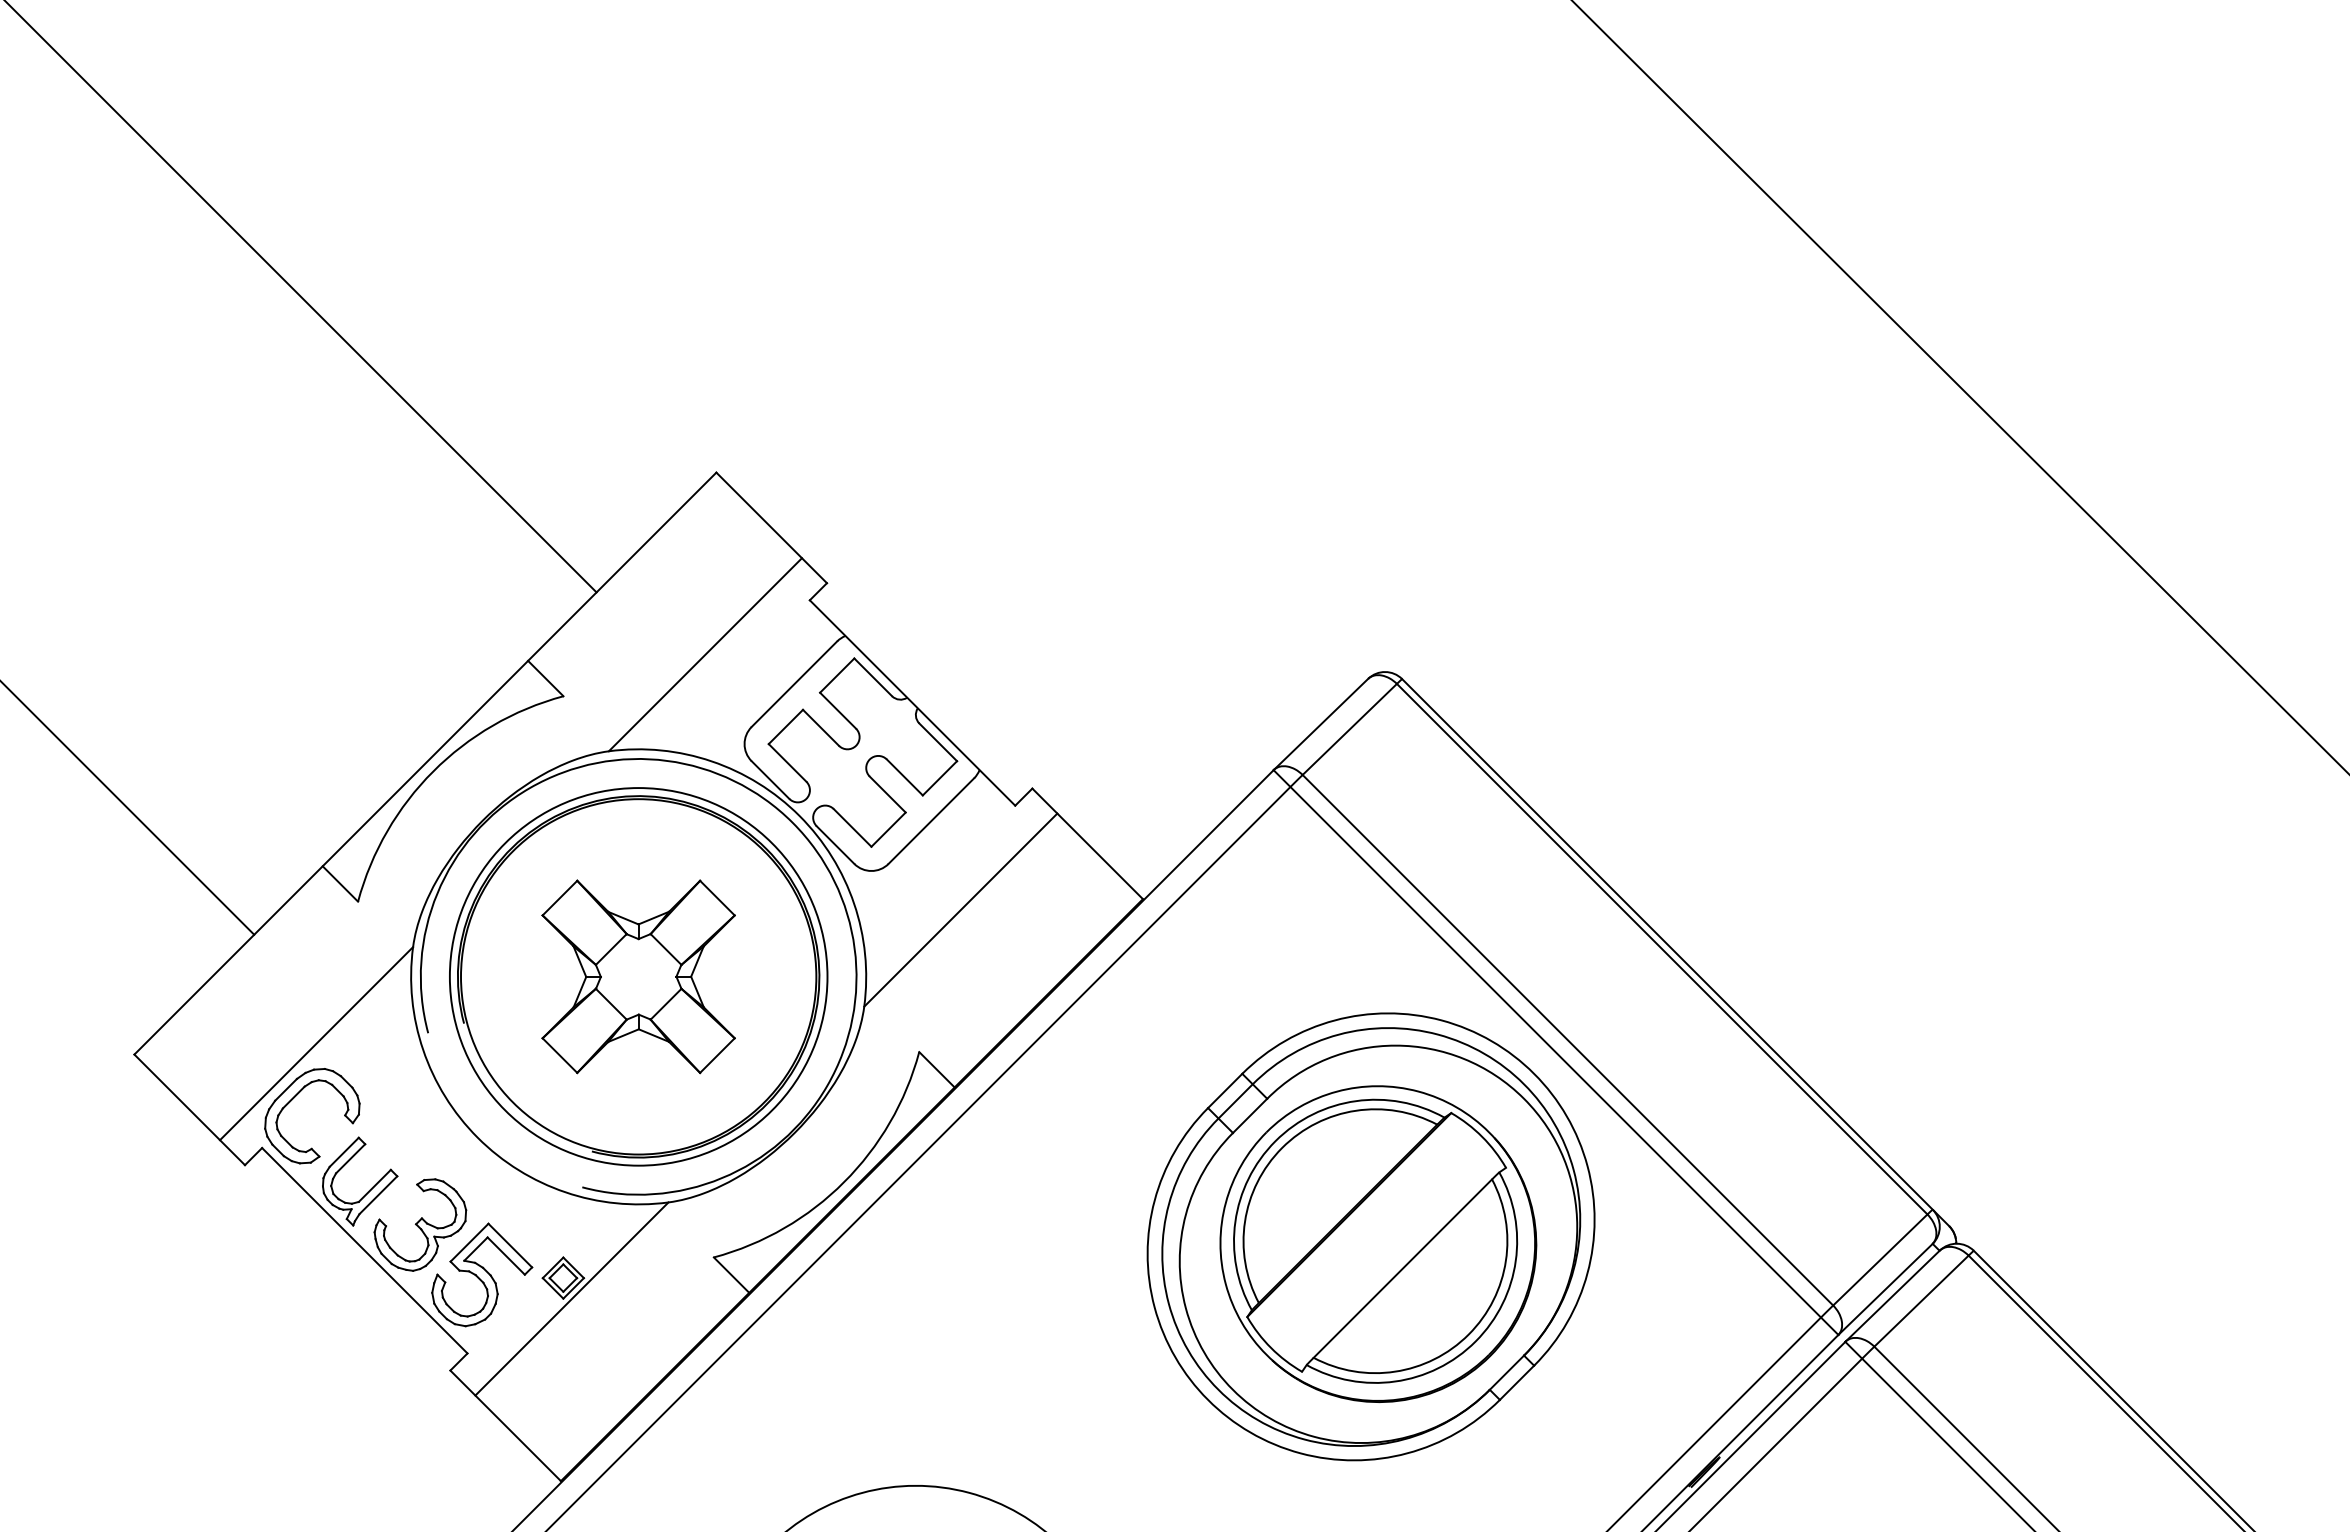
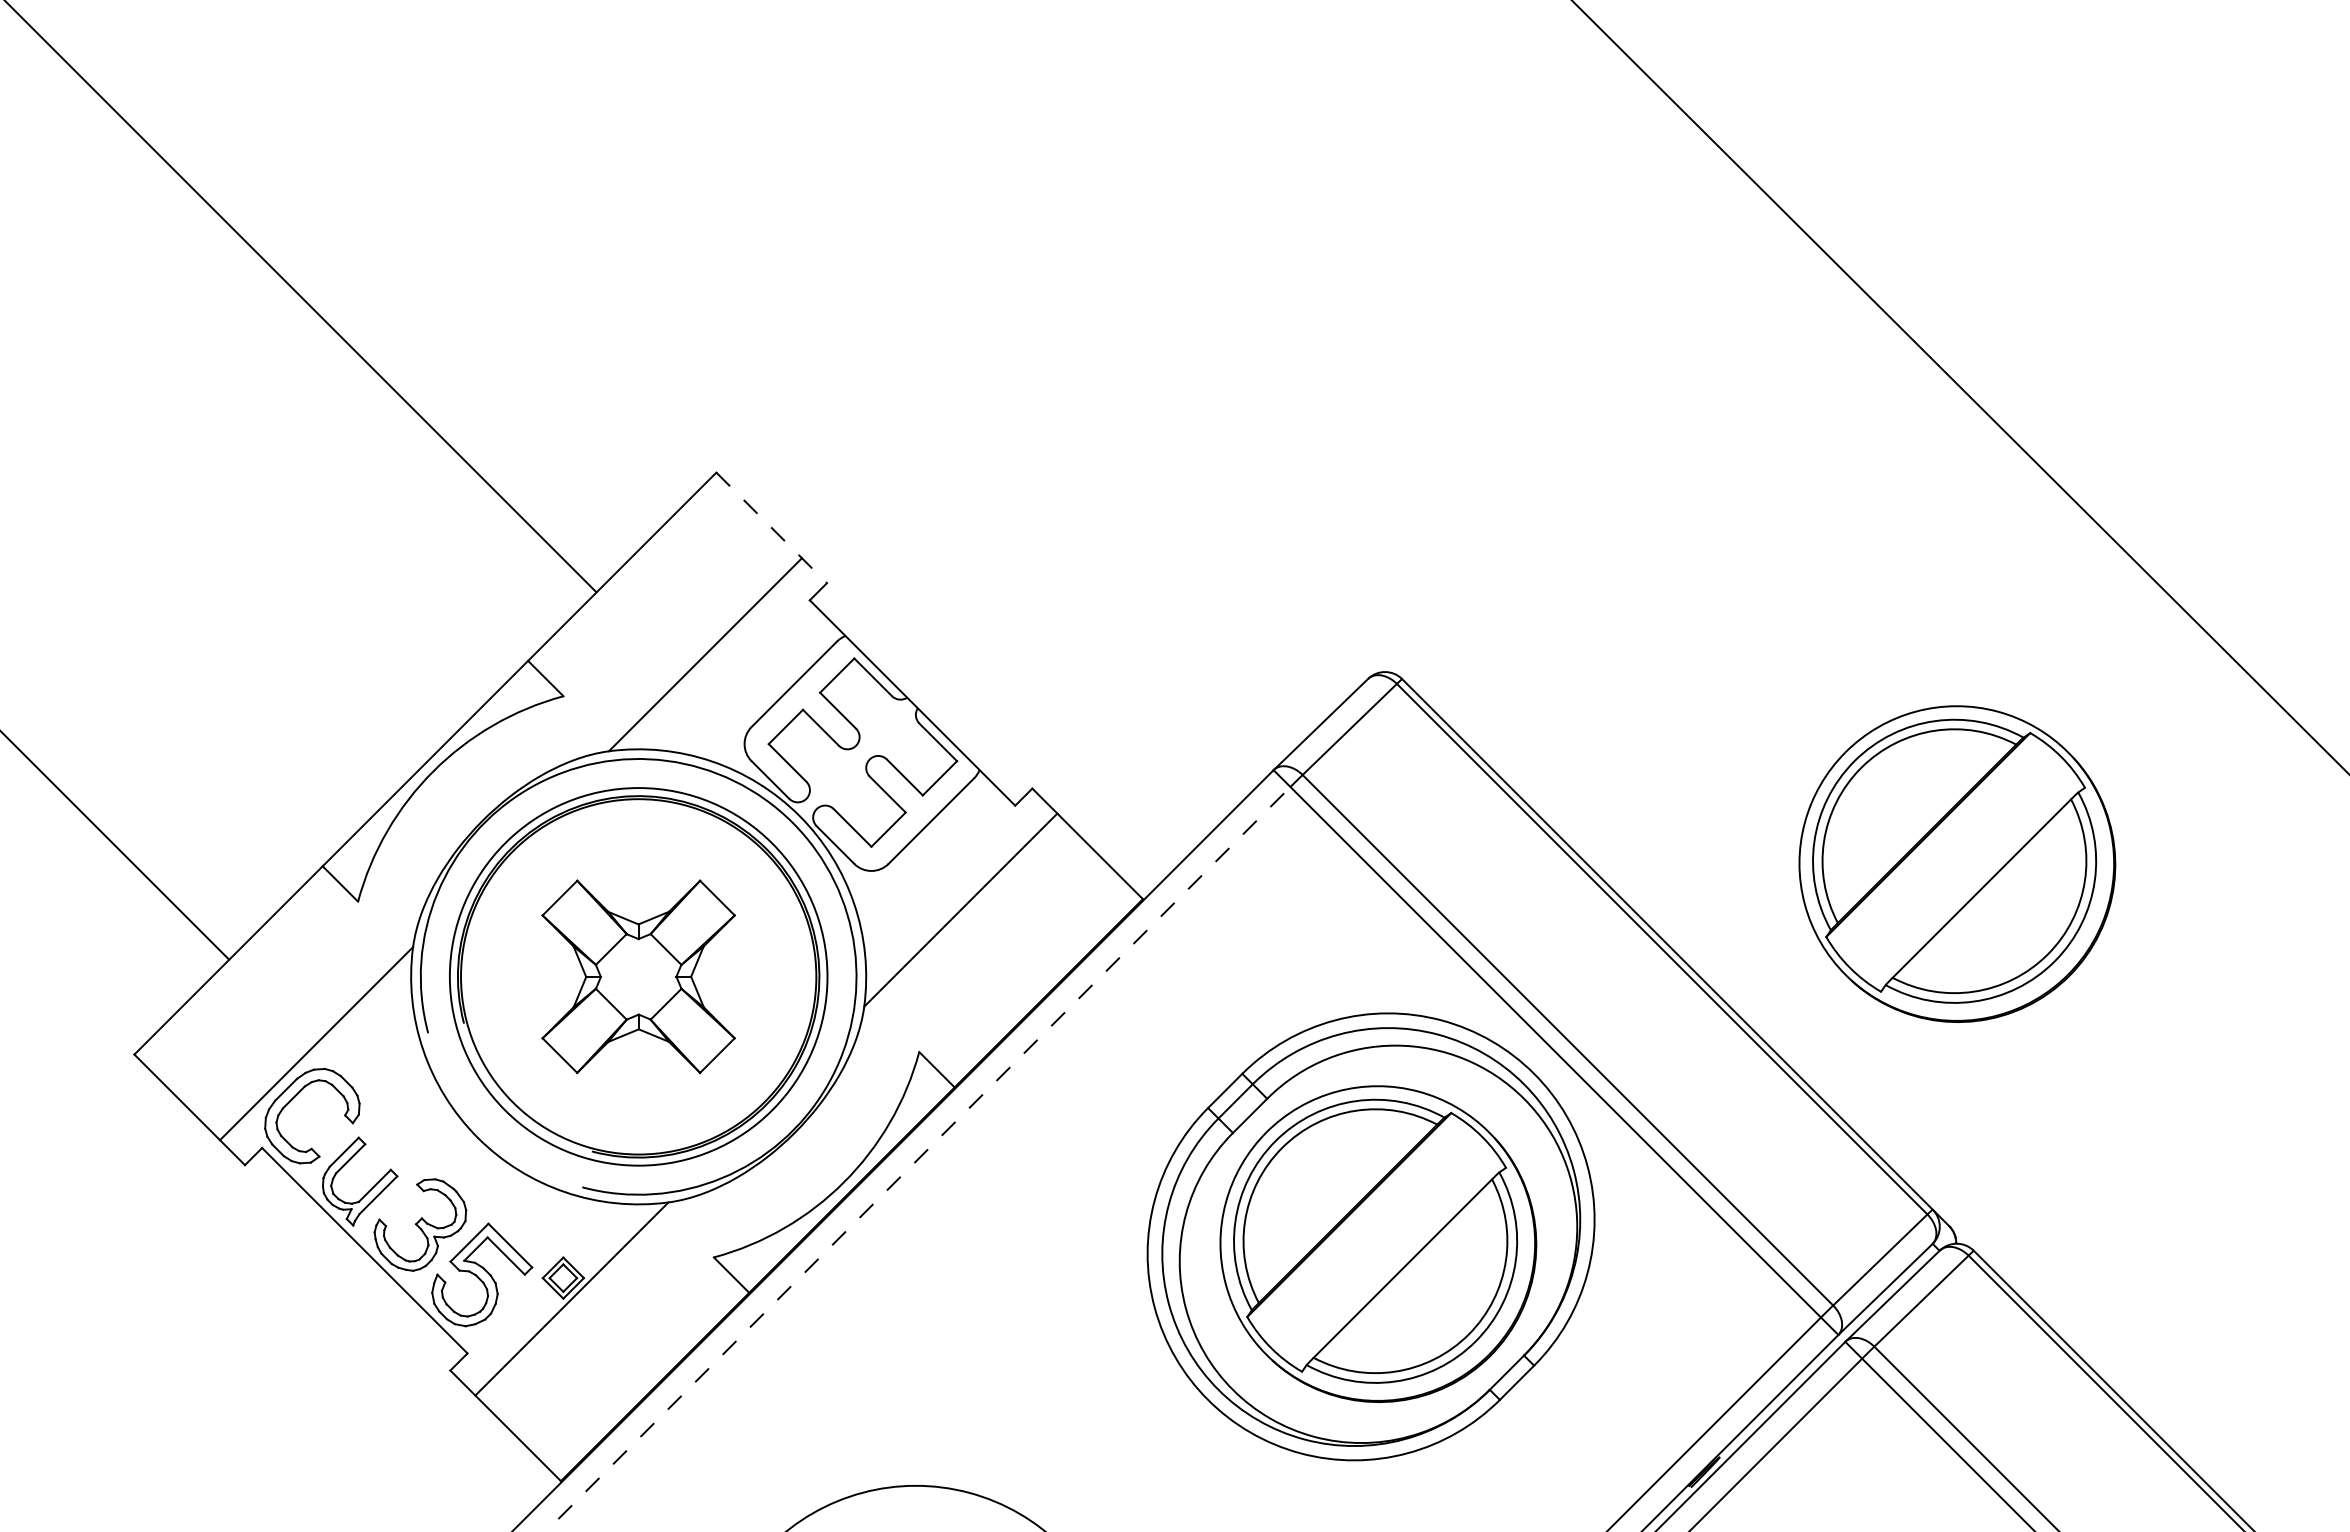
line: solid -> dashed (772, 528)
line position: (128, 808) -> (115, 845) (115, 845)
part: none -> present (1957, 863)
line: solid -> dashed (918, 1159)
